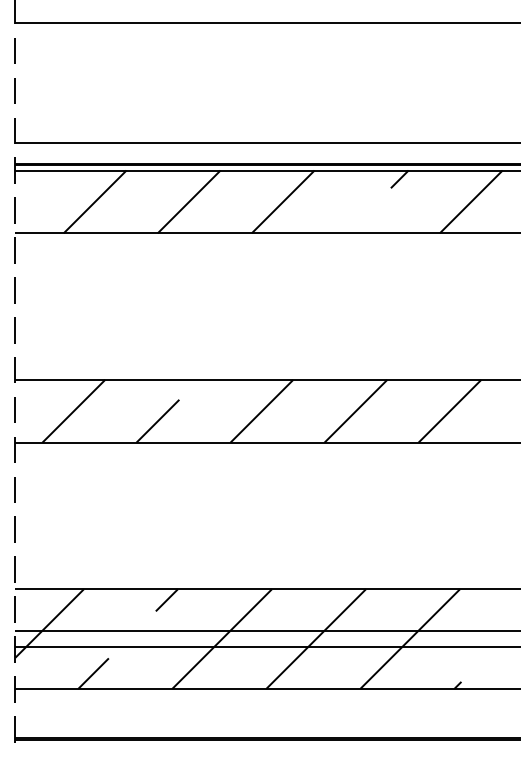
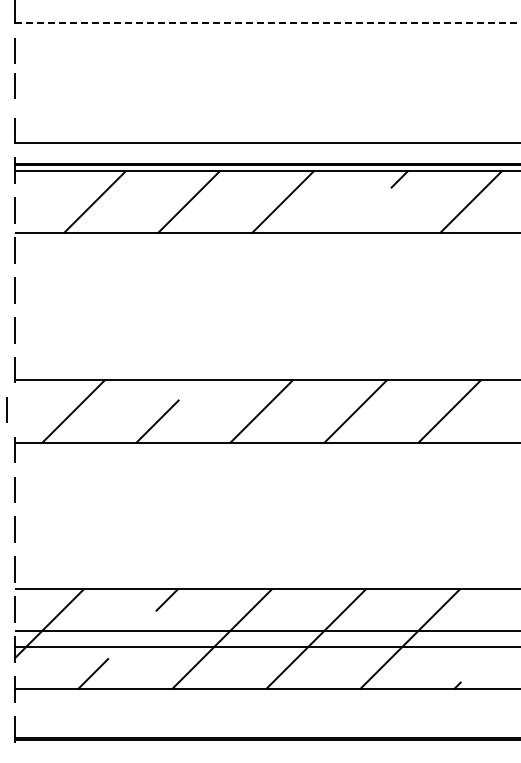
line: solid -> dashed (267, 22)
line position: (14, 90) -> (14, 85) (14, 85)
line position: (14, 409) -> (6, 409) (6, 409)
